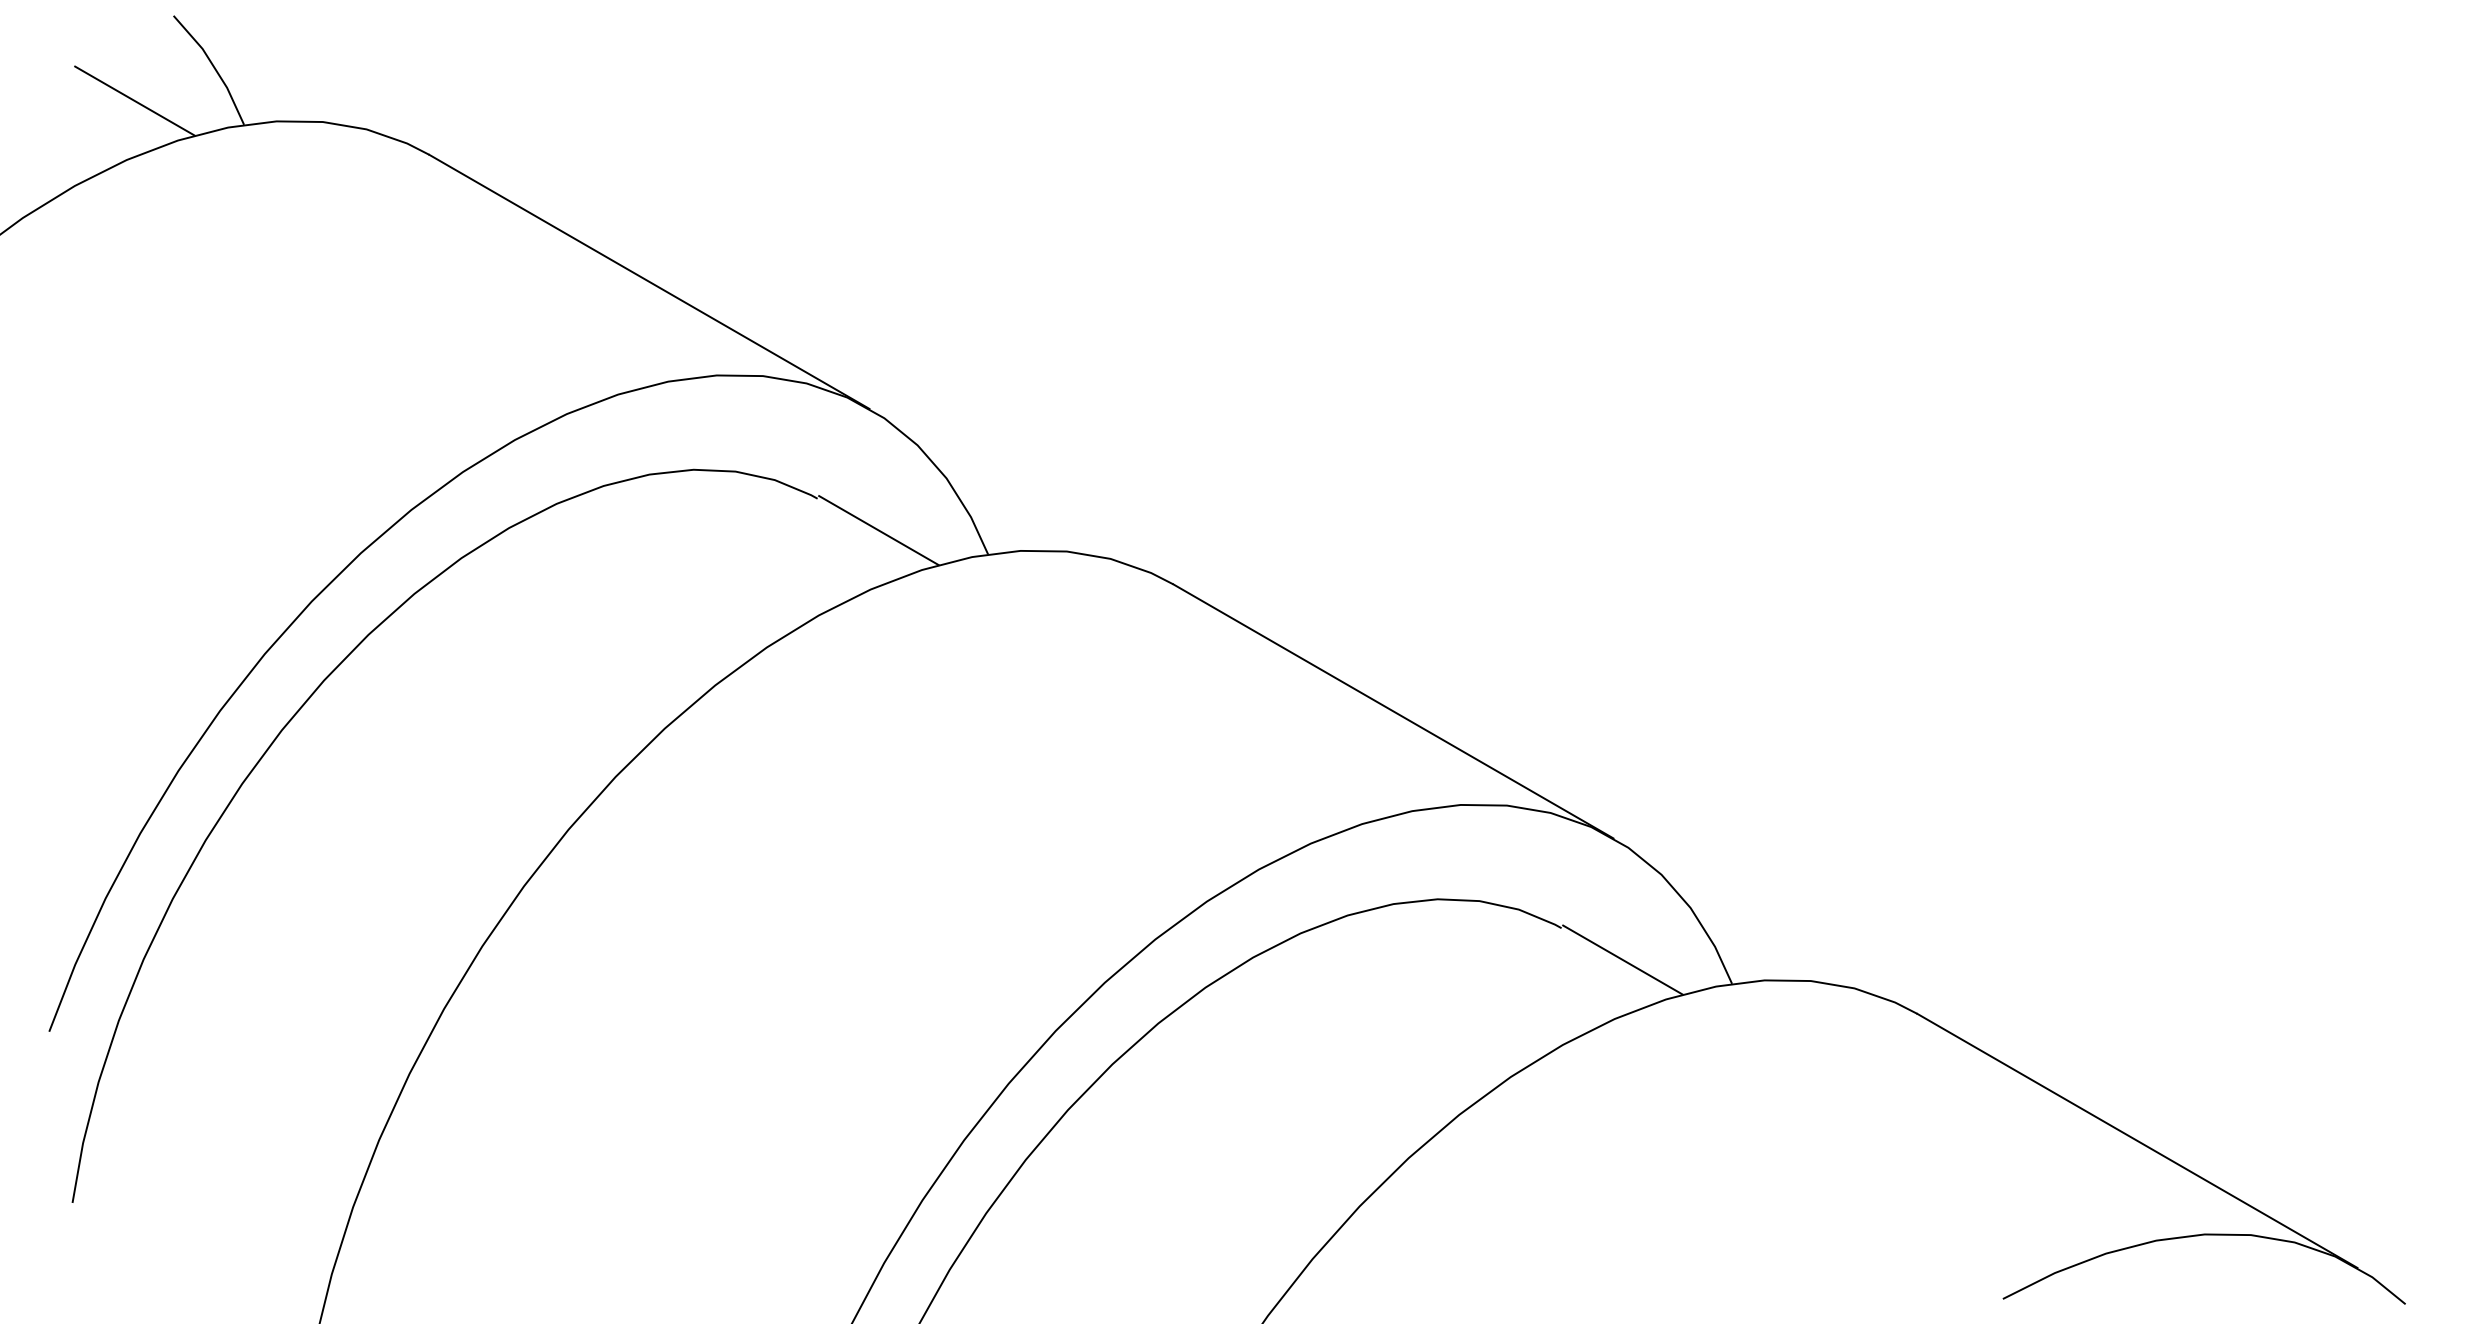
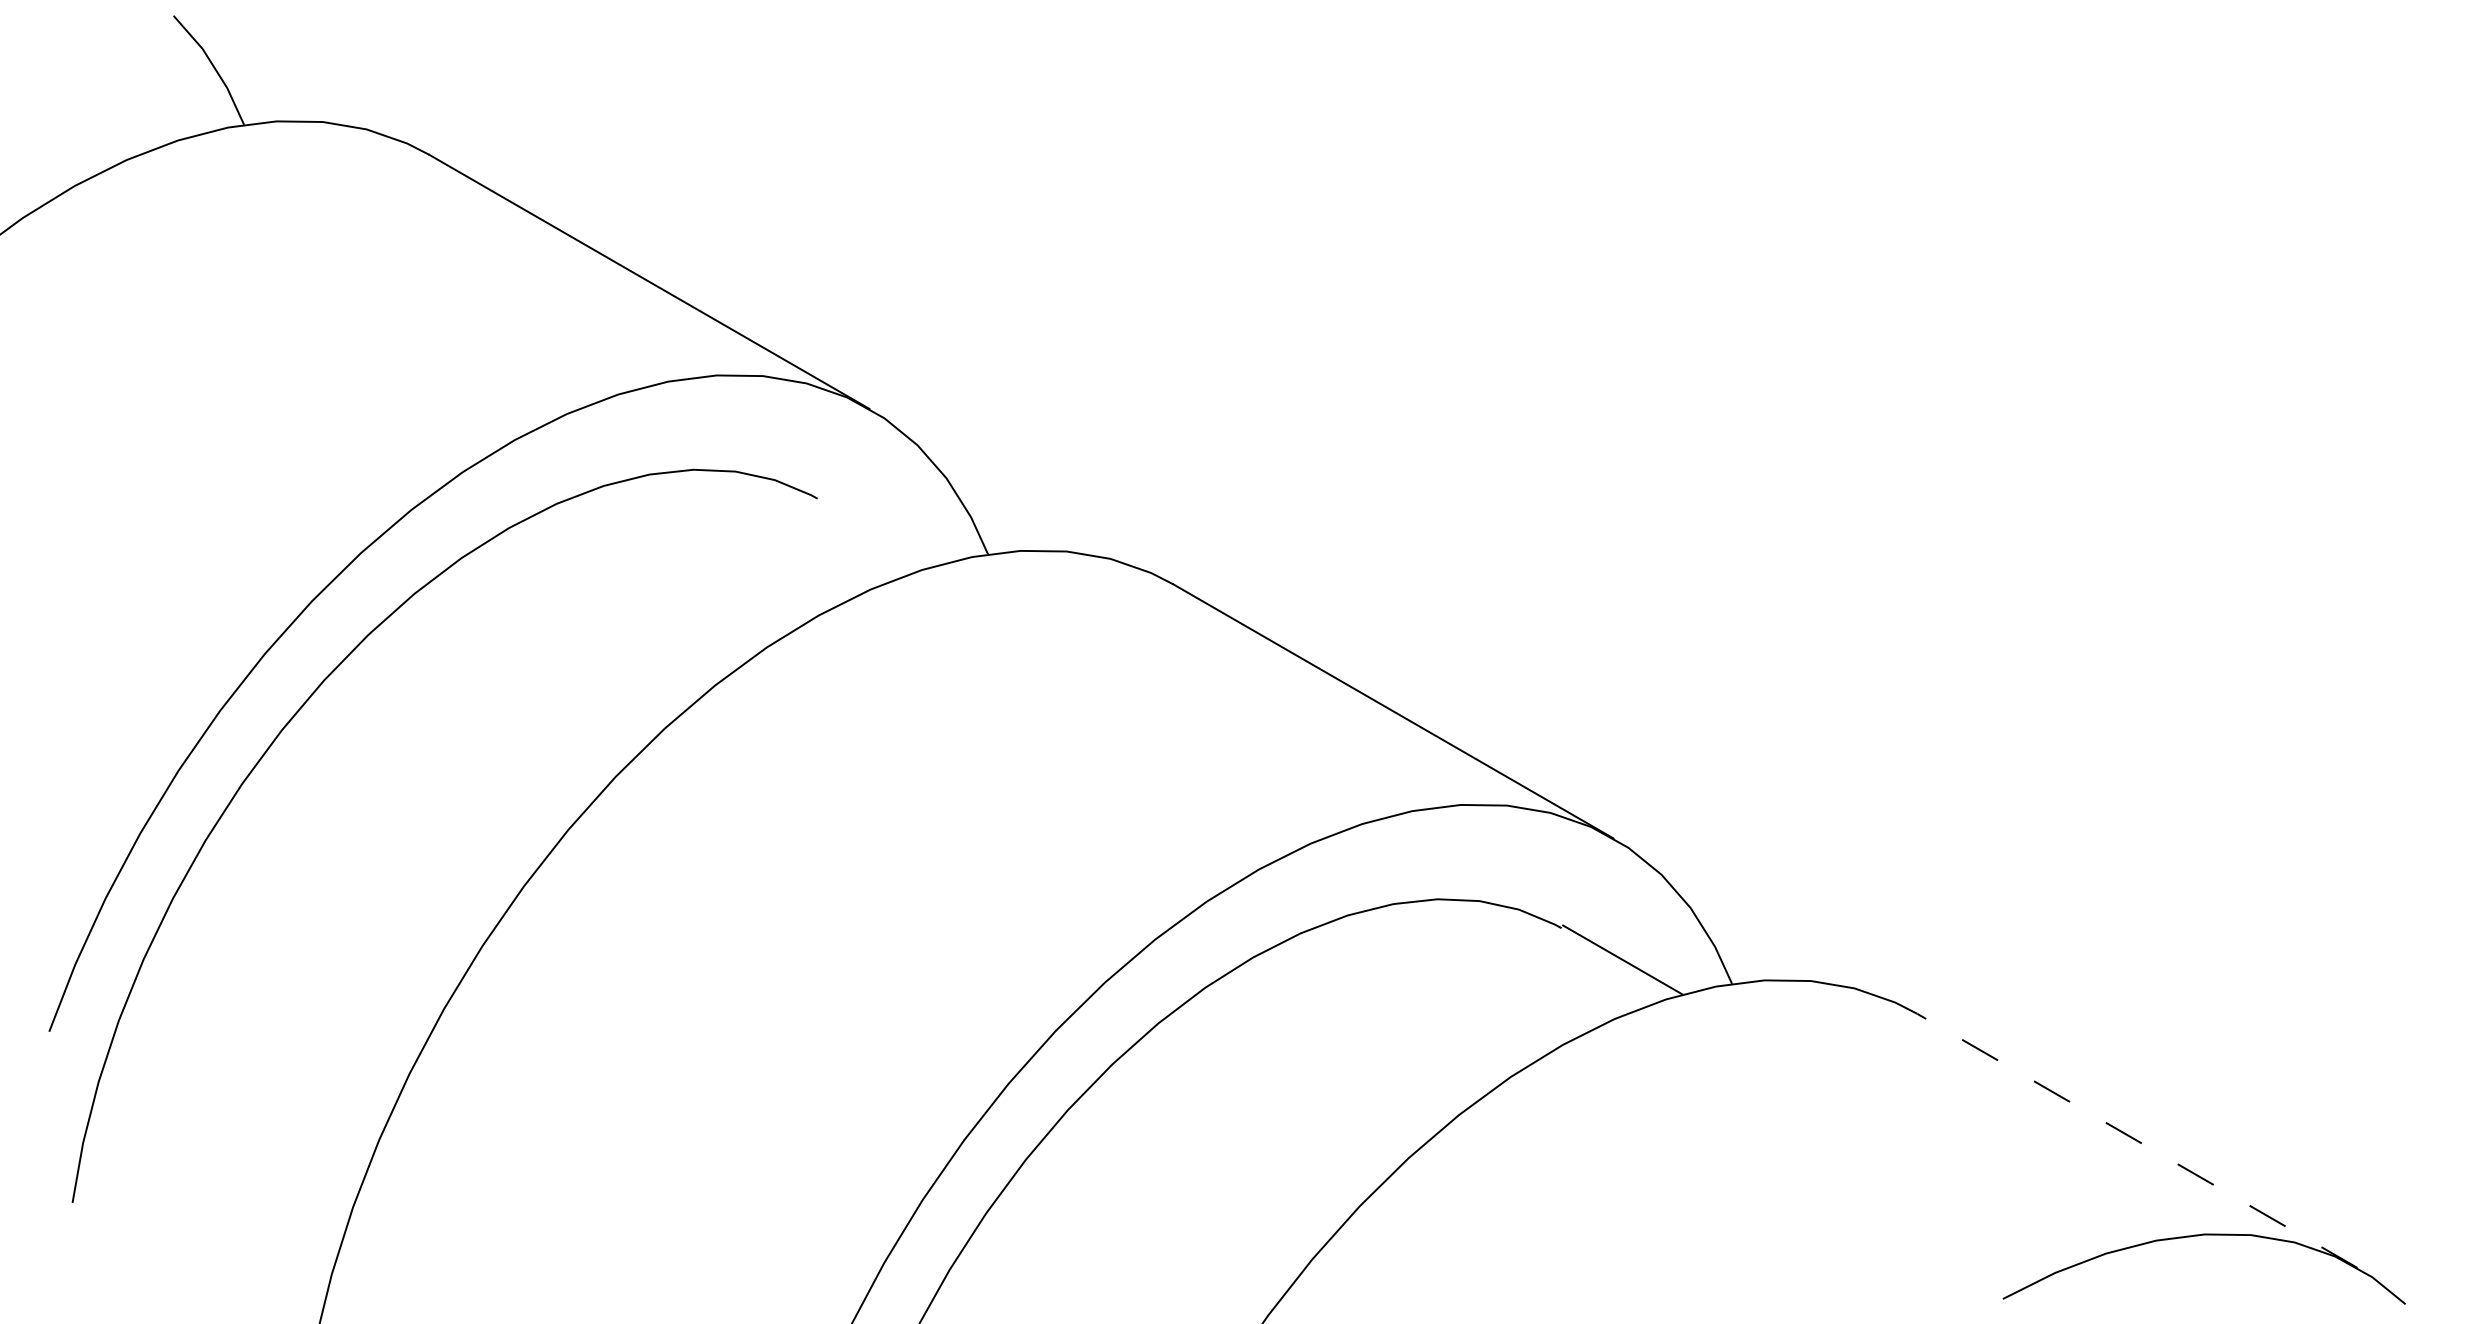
line: present -> none (134, 100)
line: present -> none (878, 530)
line: solid -> dashed (2136, 1140)
